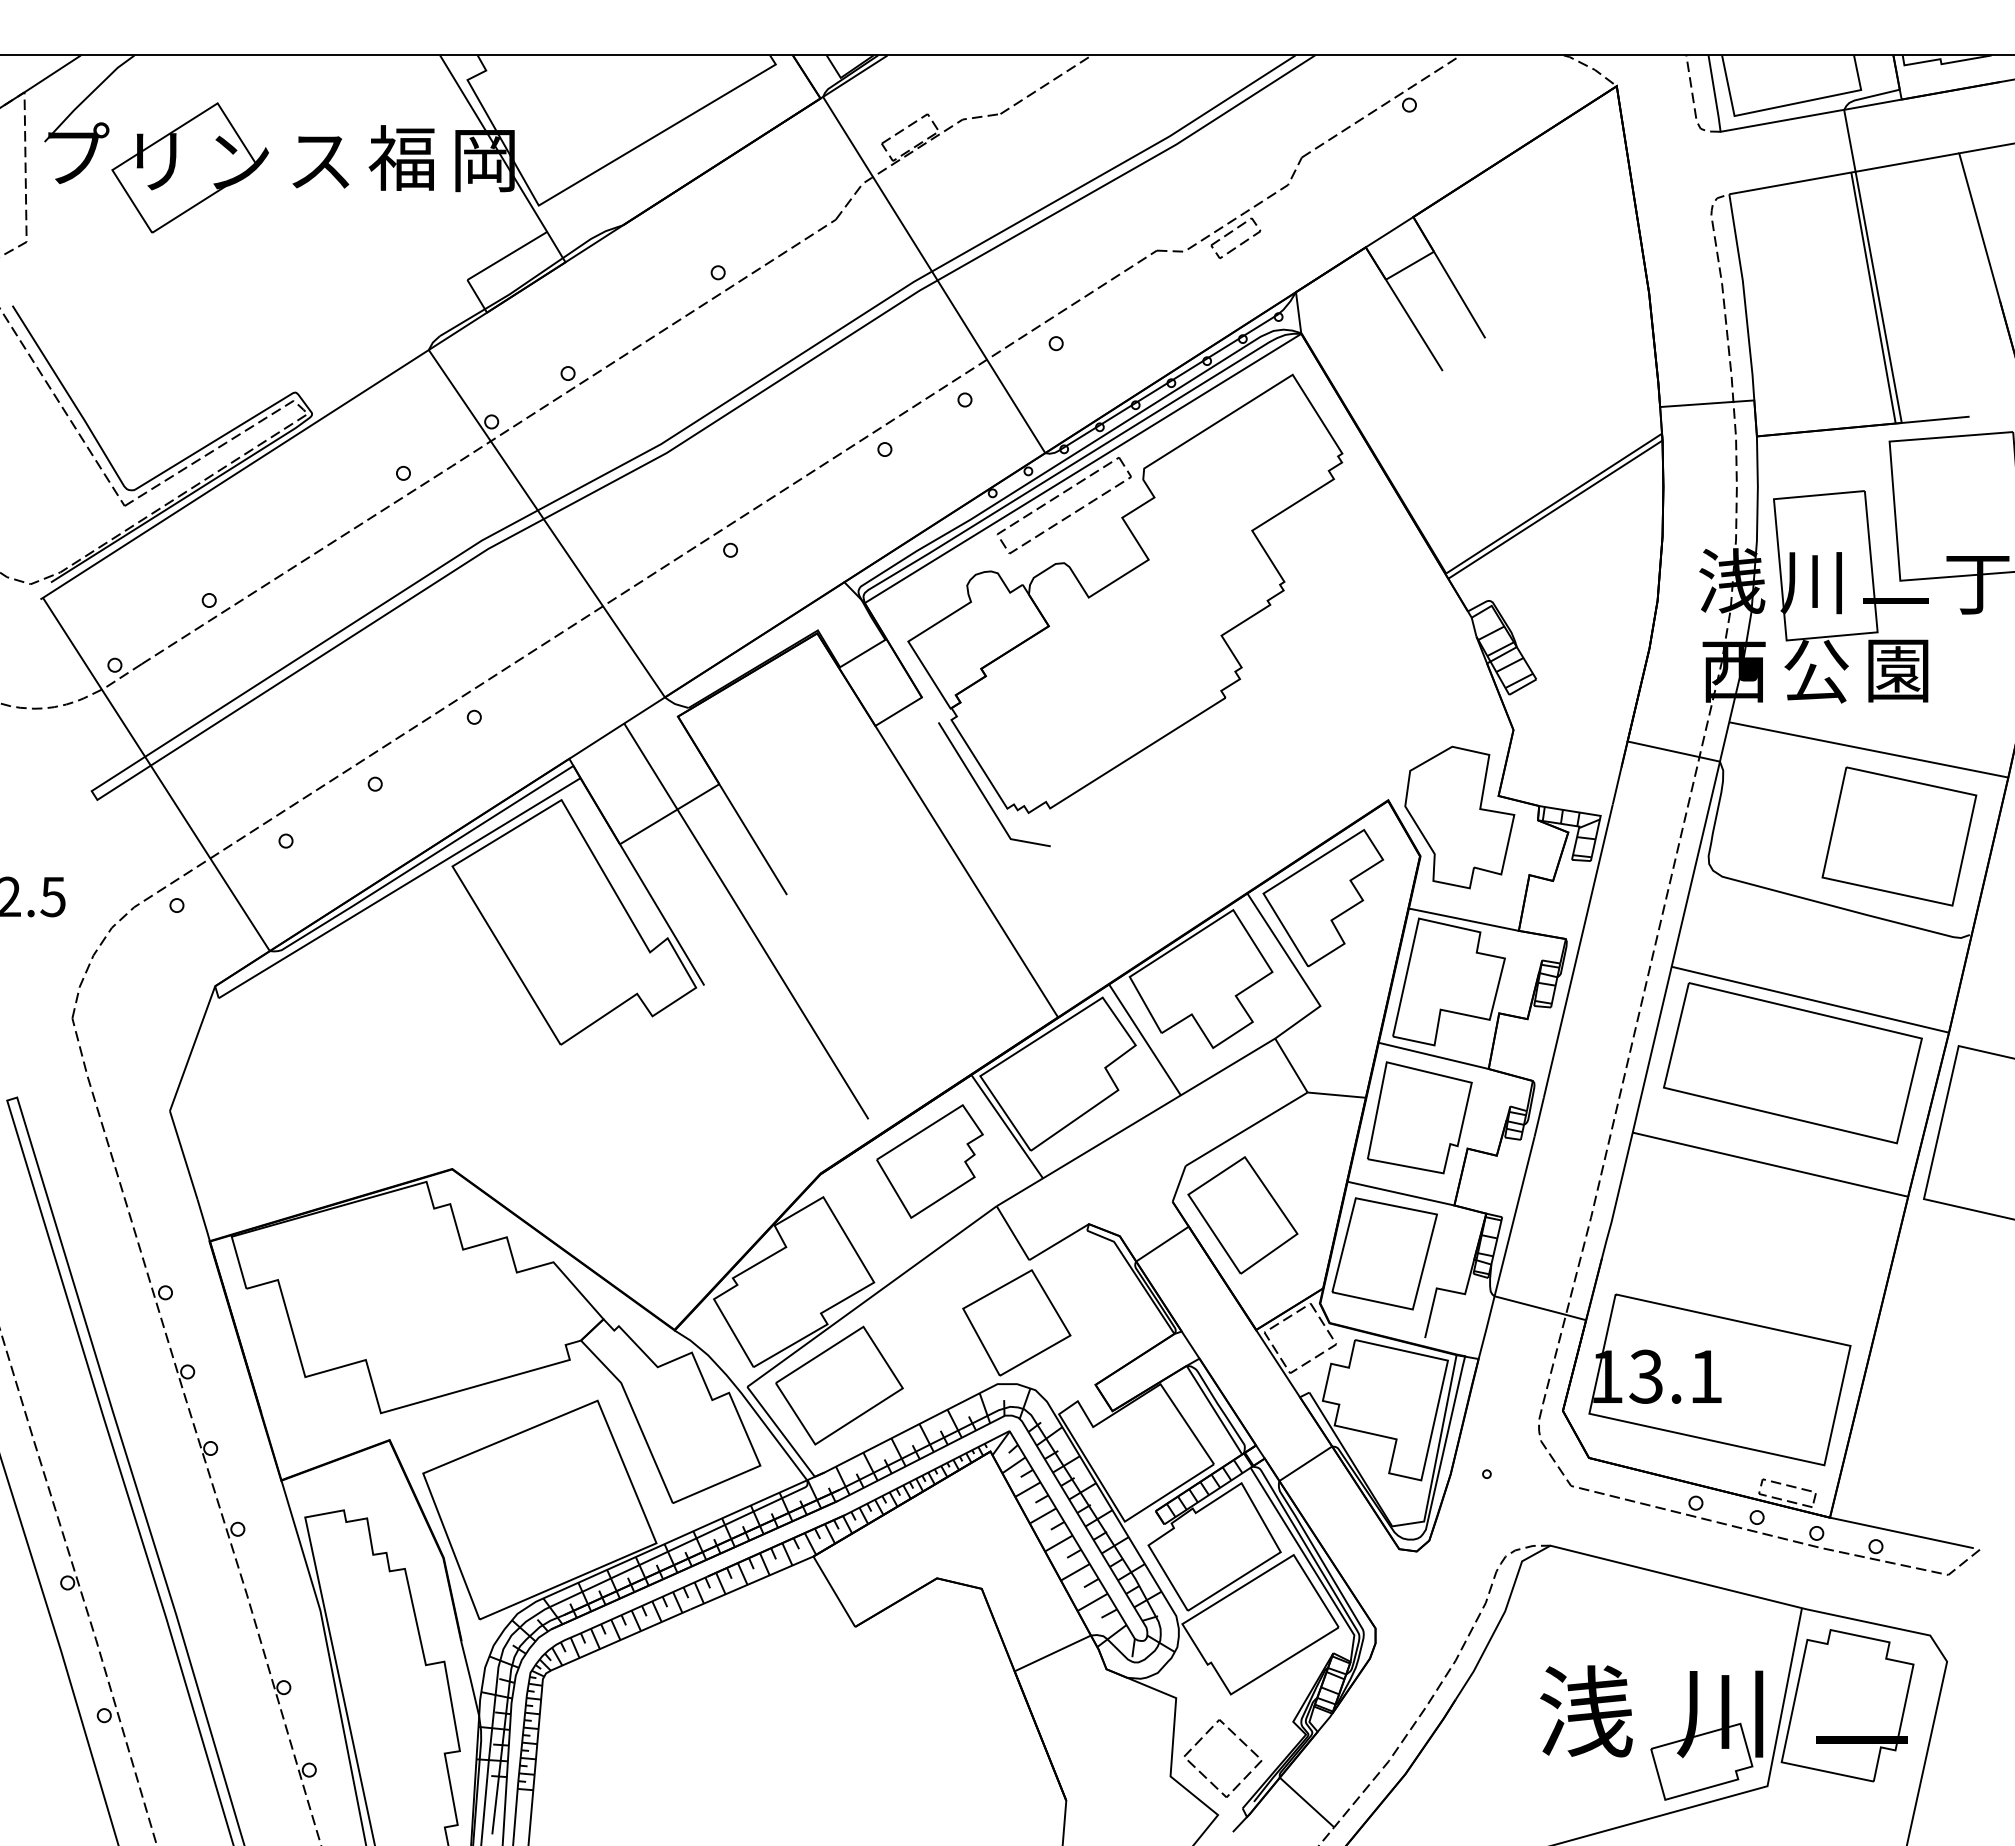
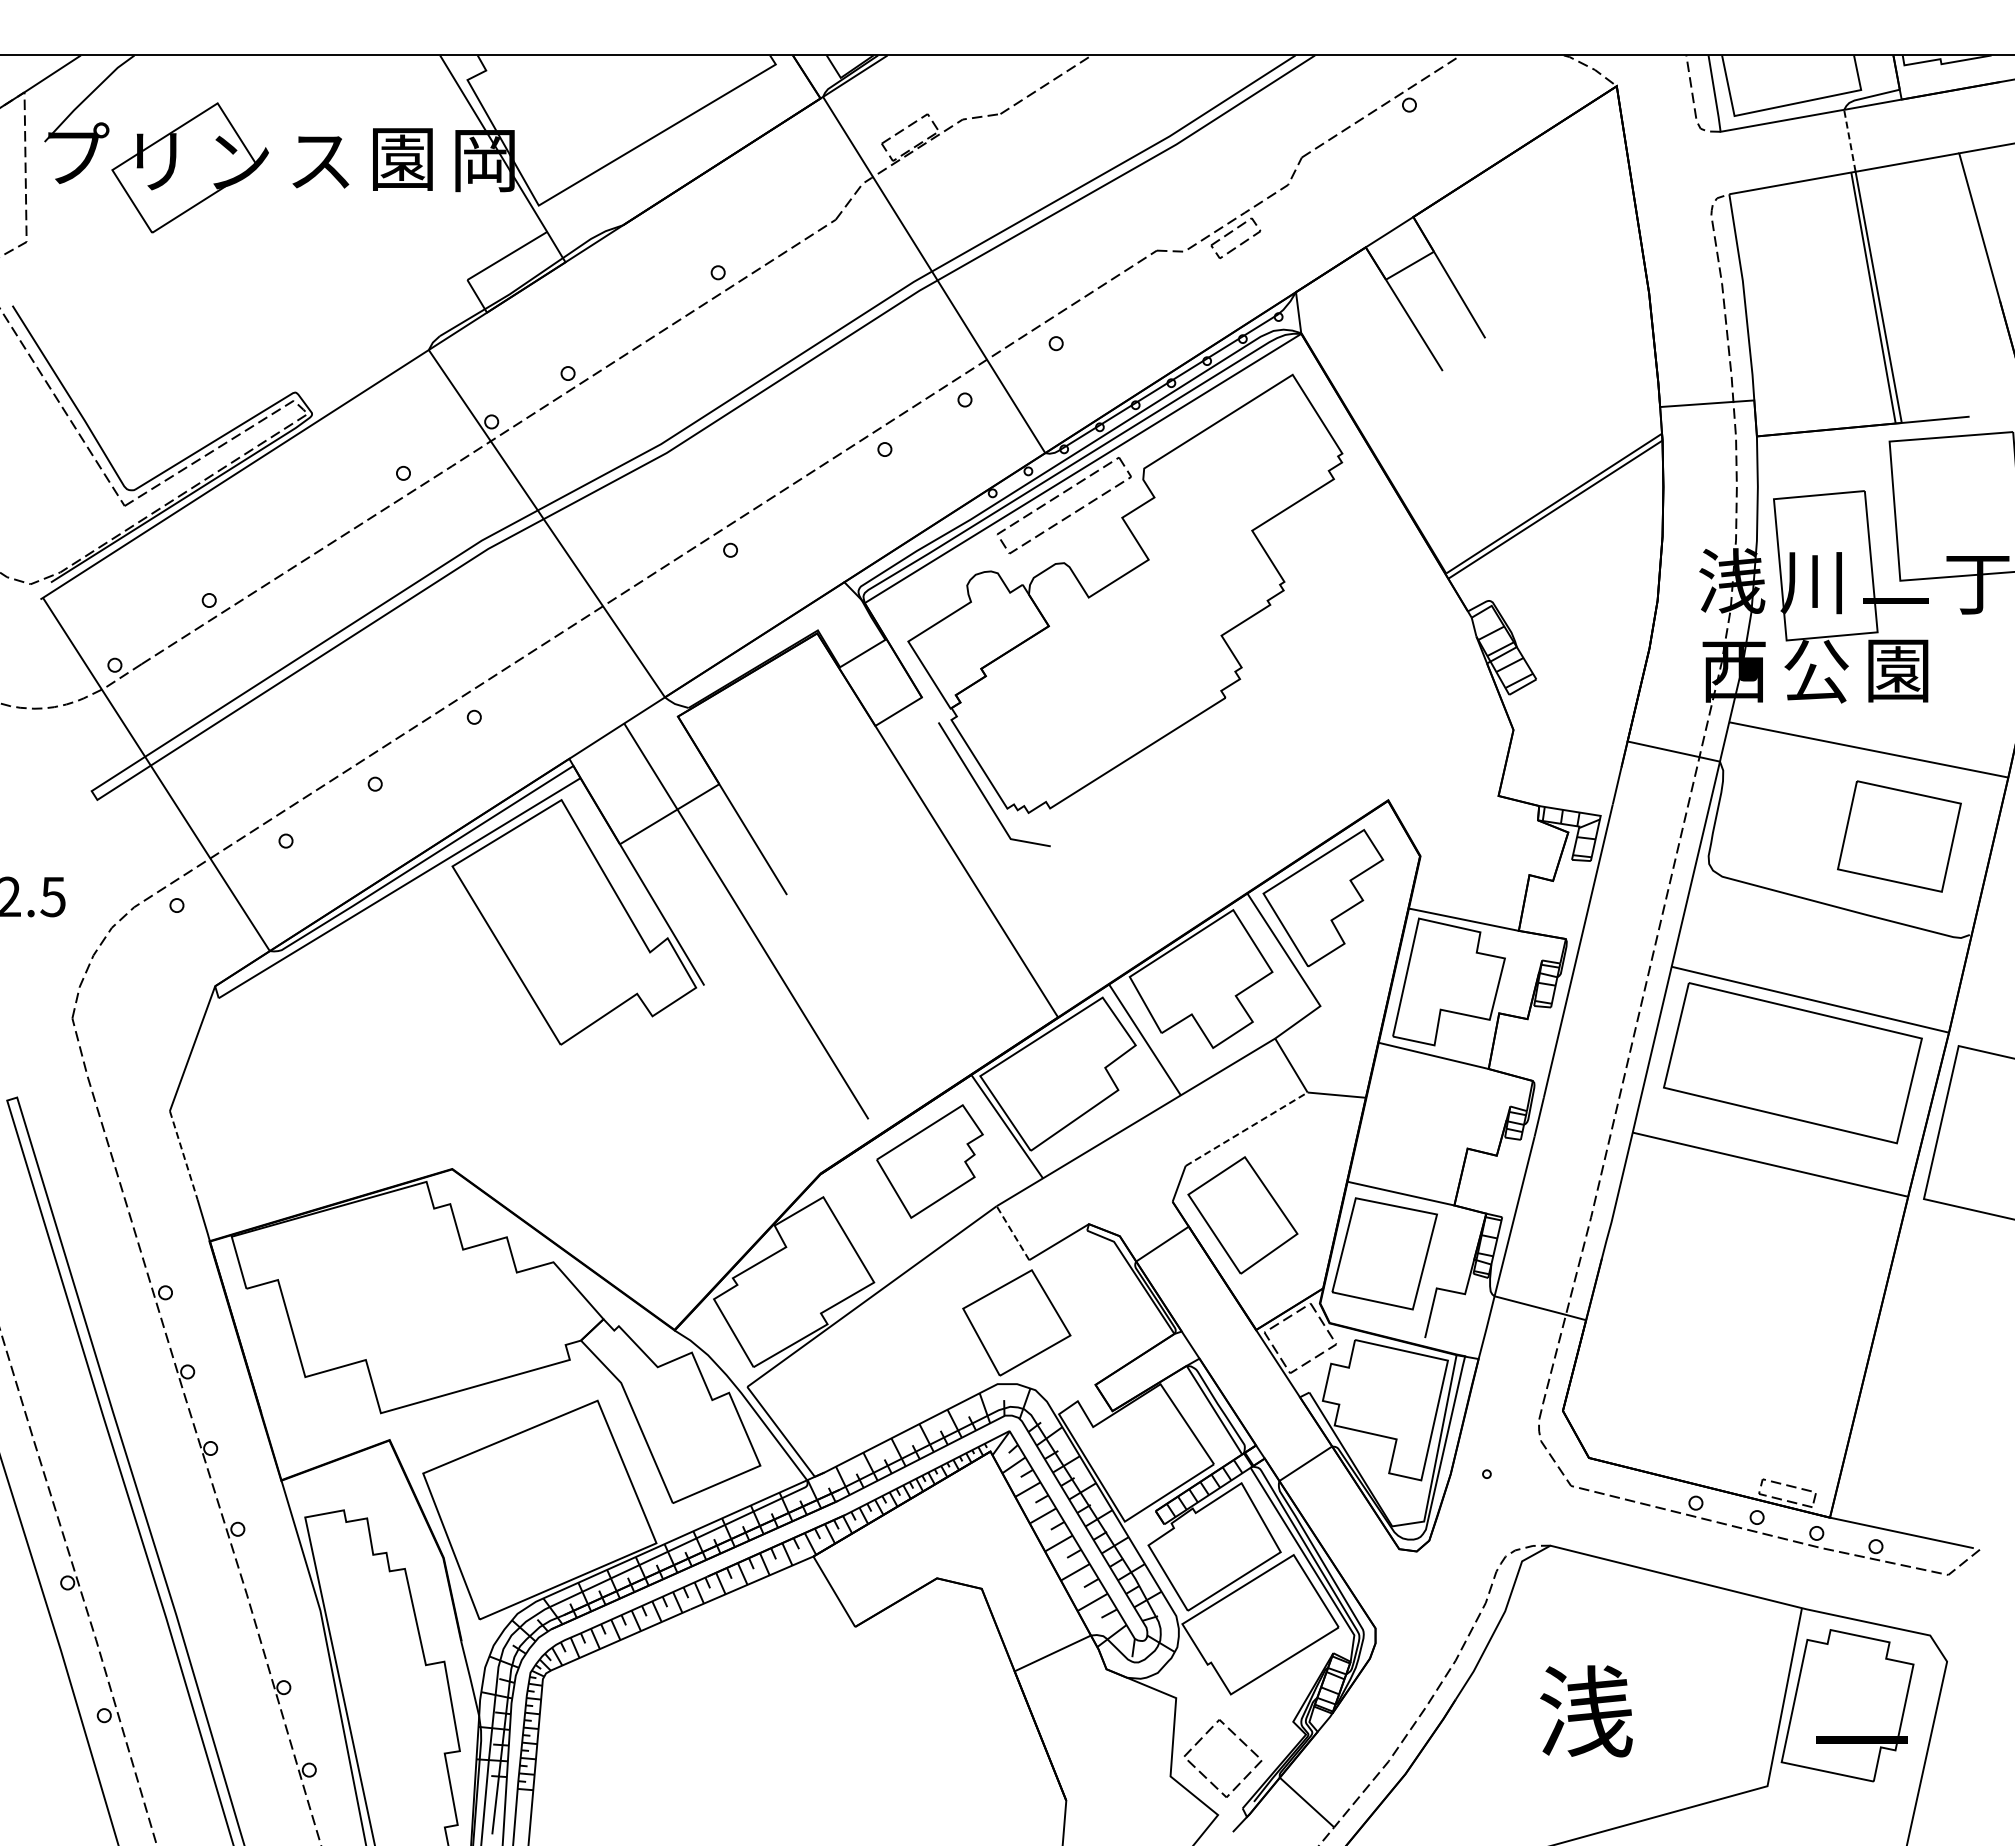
line: solid -> dashed (1849, 140)
text: 福 -> 園 (401, 157)
part: present -> none (1459, 817)
part size: 157x141 px -> 125x113 px (1899, 836)
part: present -> none (1419, 1117)
line: solid -> dashed (1247, 1129)
line: solid -> dashed (183, 1155)
line: solid -> dashed (1012, 1233)
part: present -> none (1719, 1379)
part: present -> none (839, 1385)
part: present -> none (1706, 1735)
